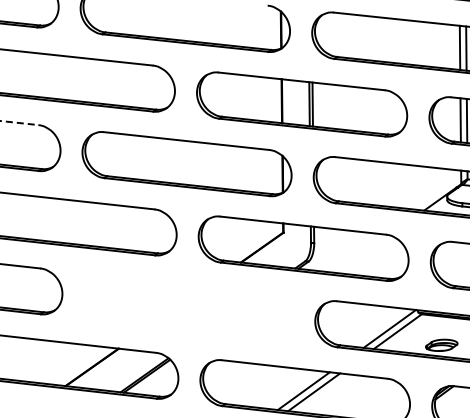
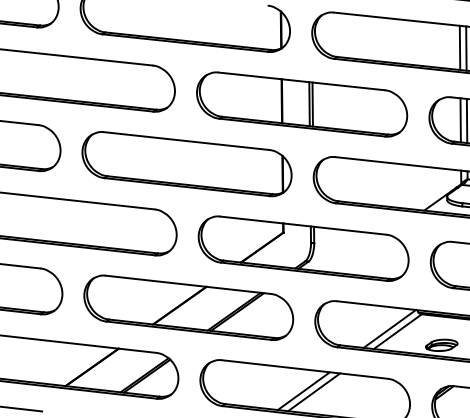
line: dashed -> solid (19, 123)
part: none -> present (188, 307)
line: none -> present (22, 408)
